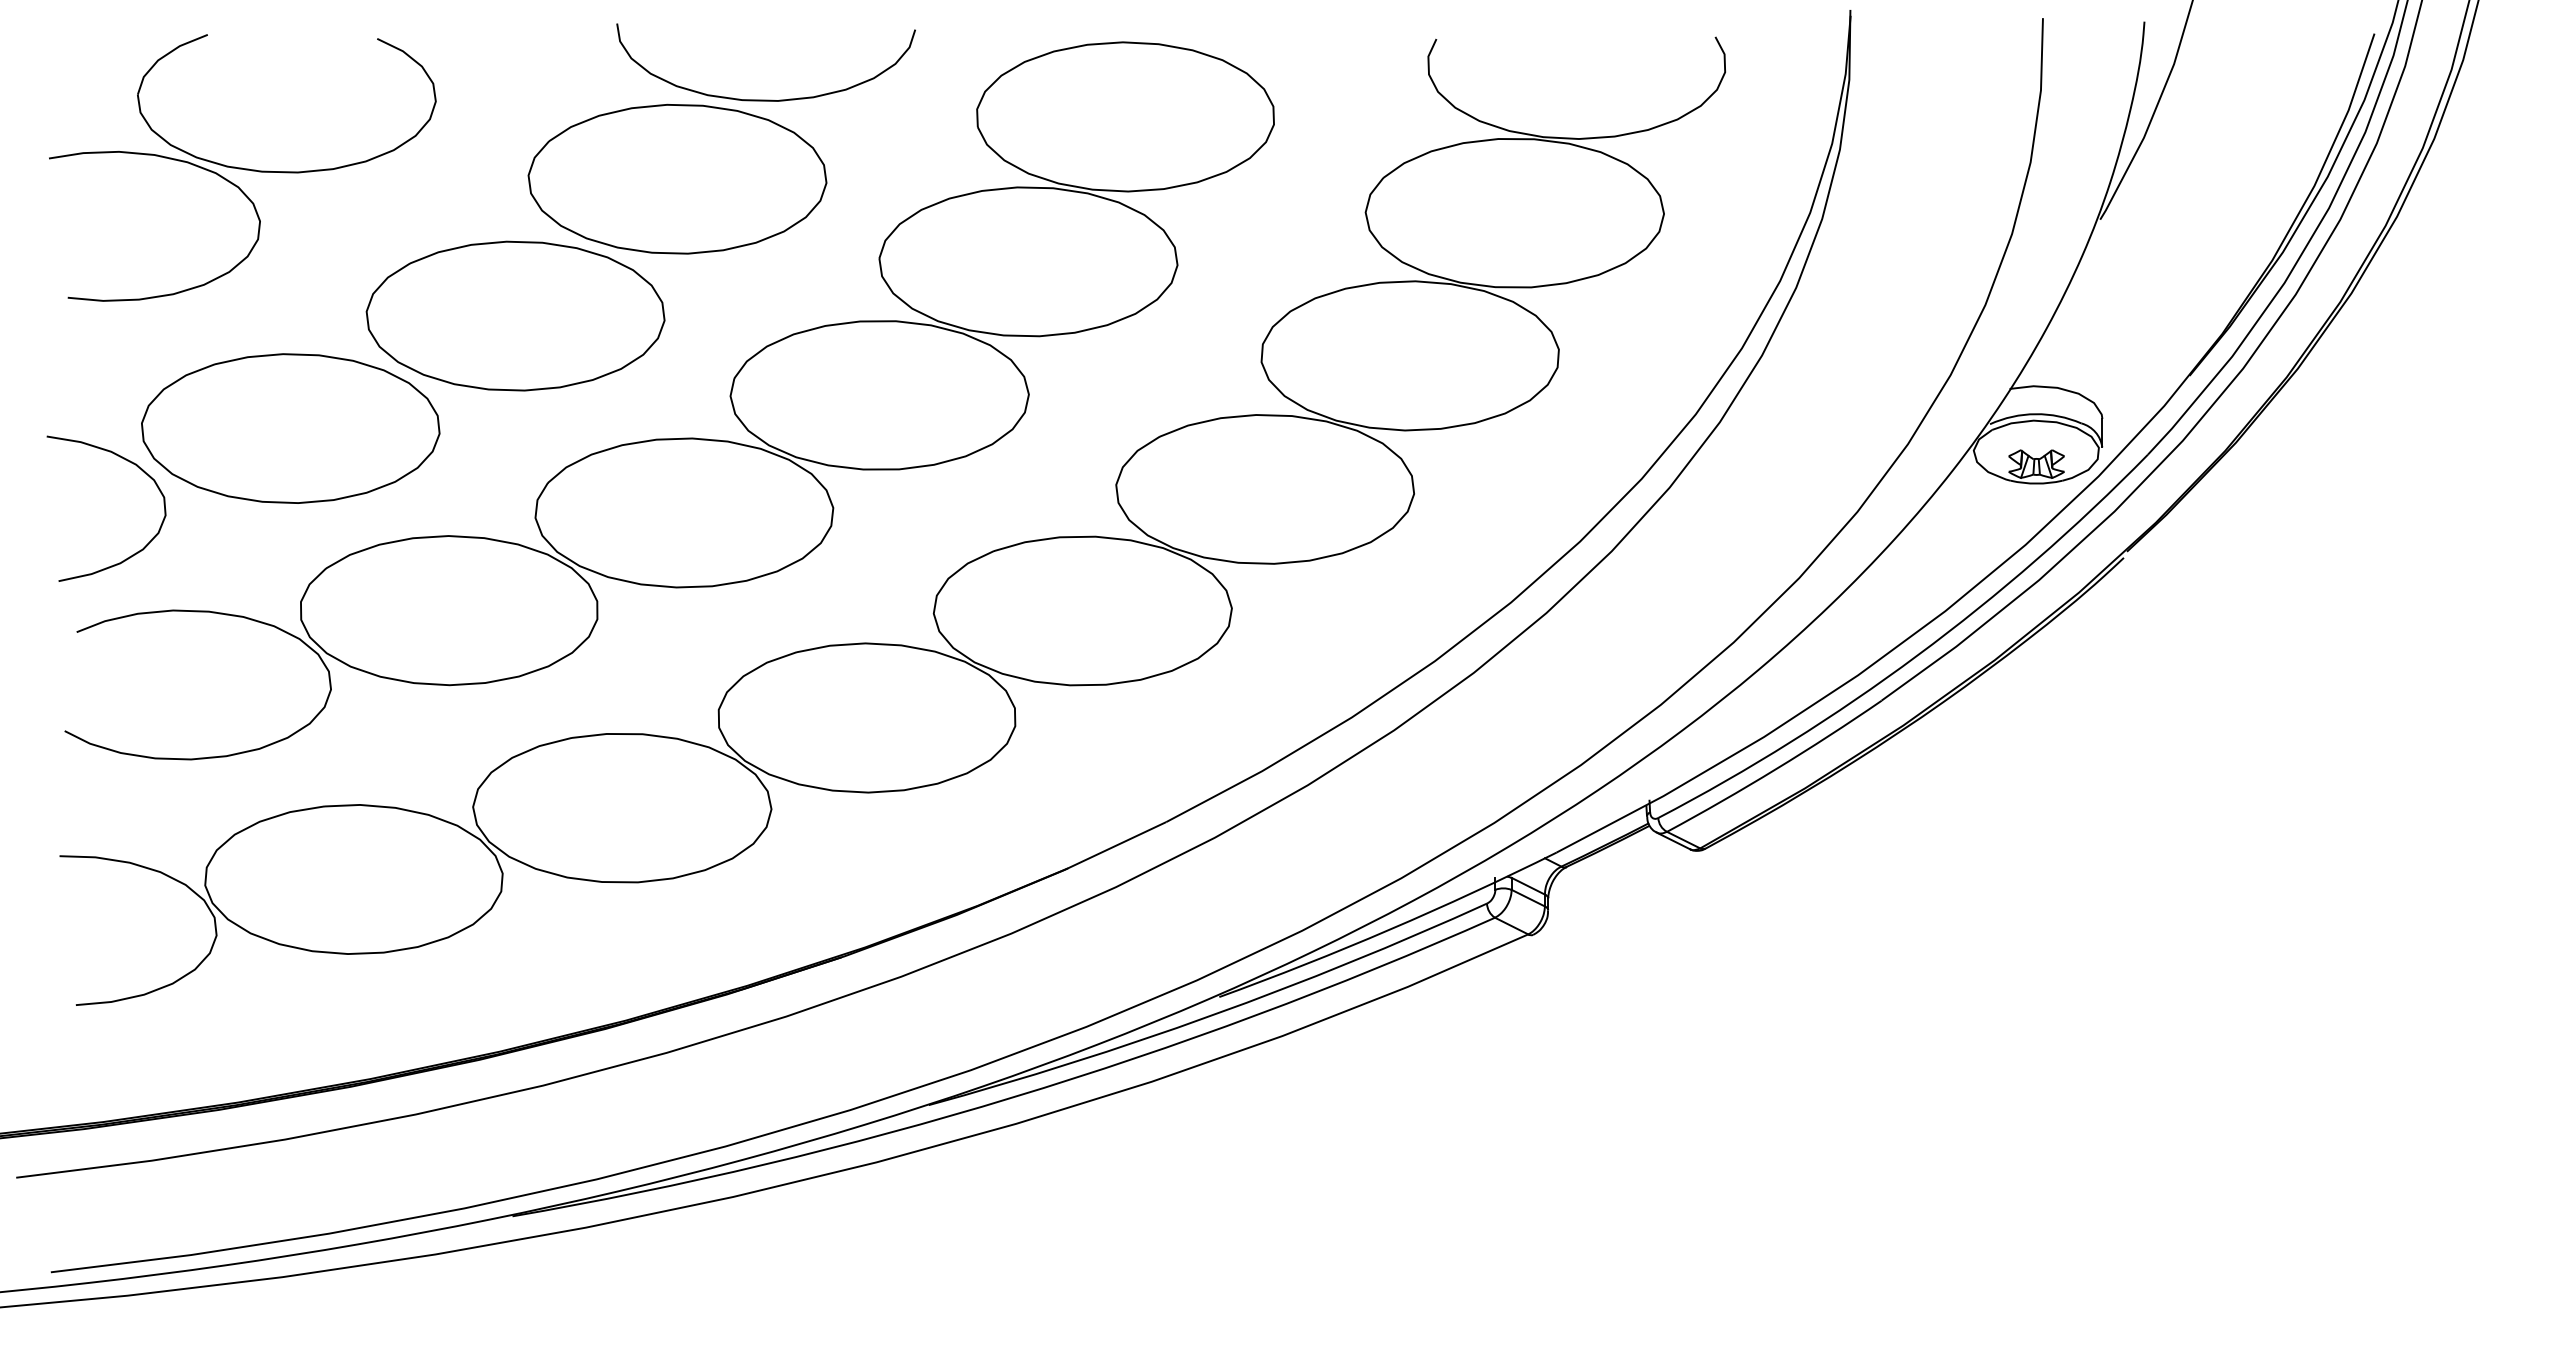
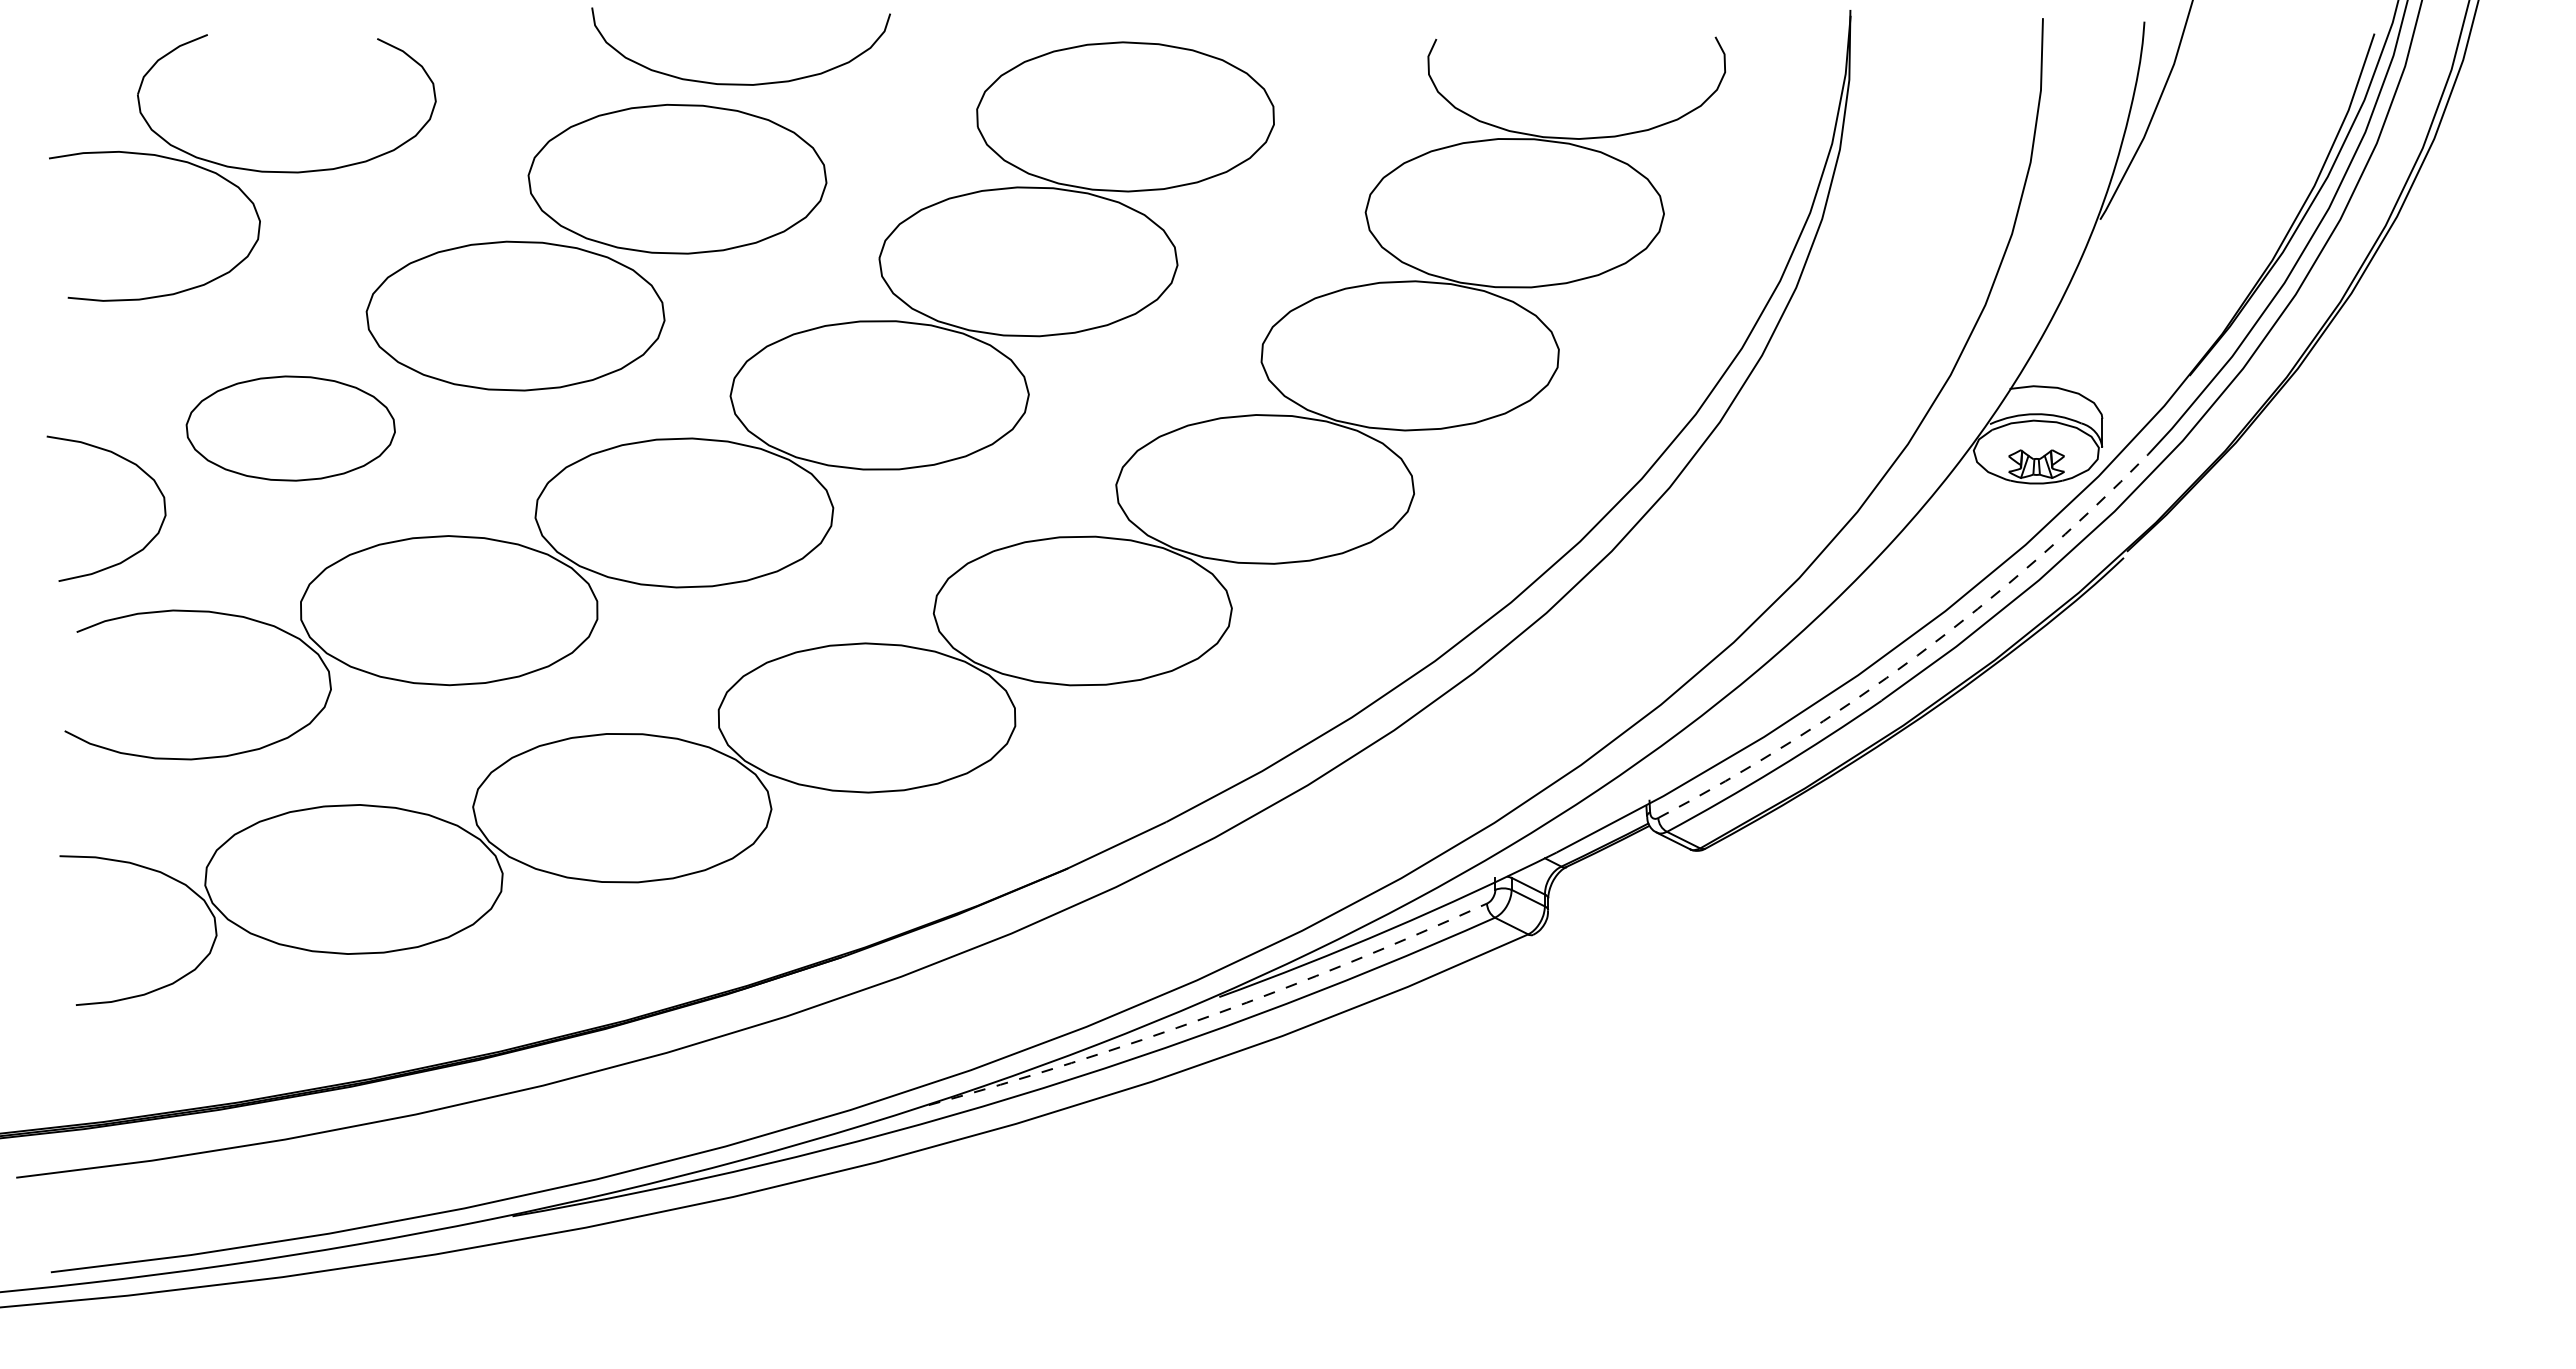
curve position: (765, 99) -> (740, 83) (740, 83)
part size: 300x151 px -> 211x107 px (290, 428)
arc: solid -> dashed (1917, 655)
arc: solid -> dashed (1211, 1015)
